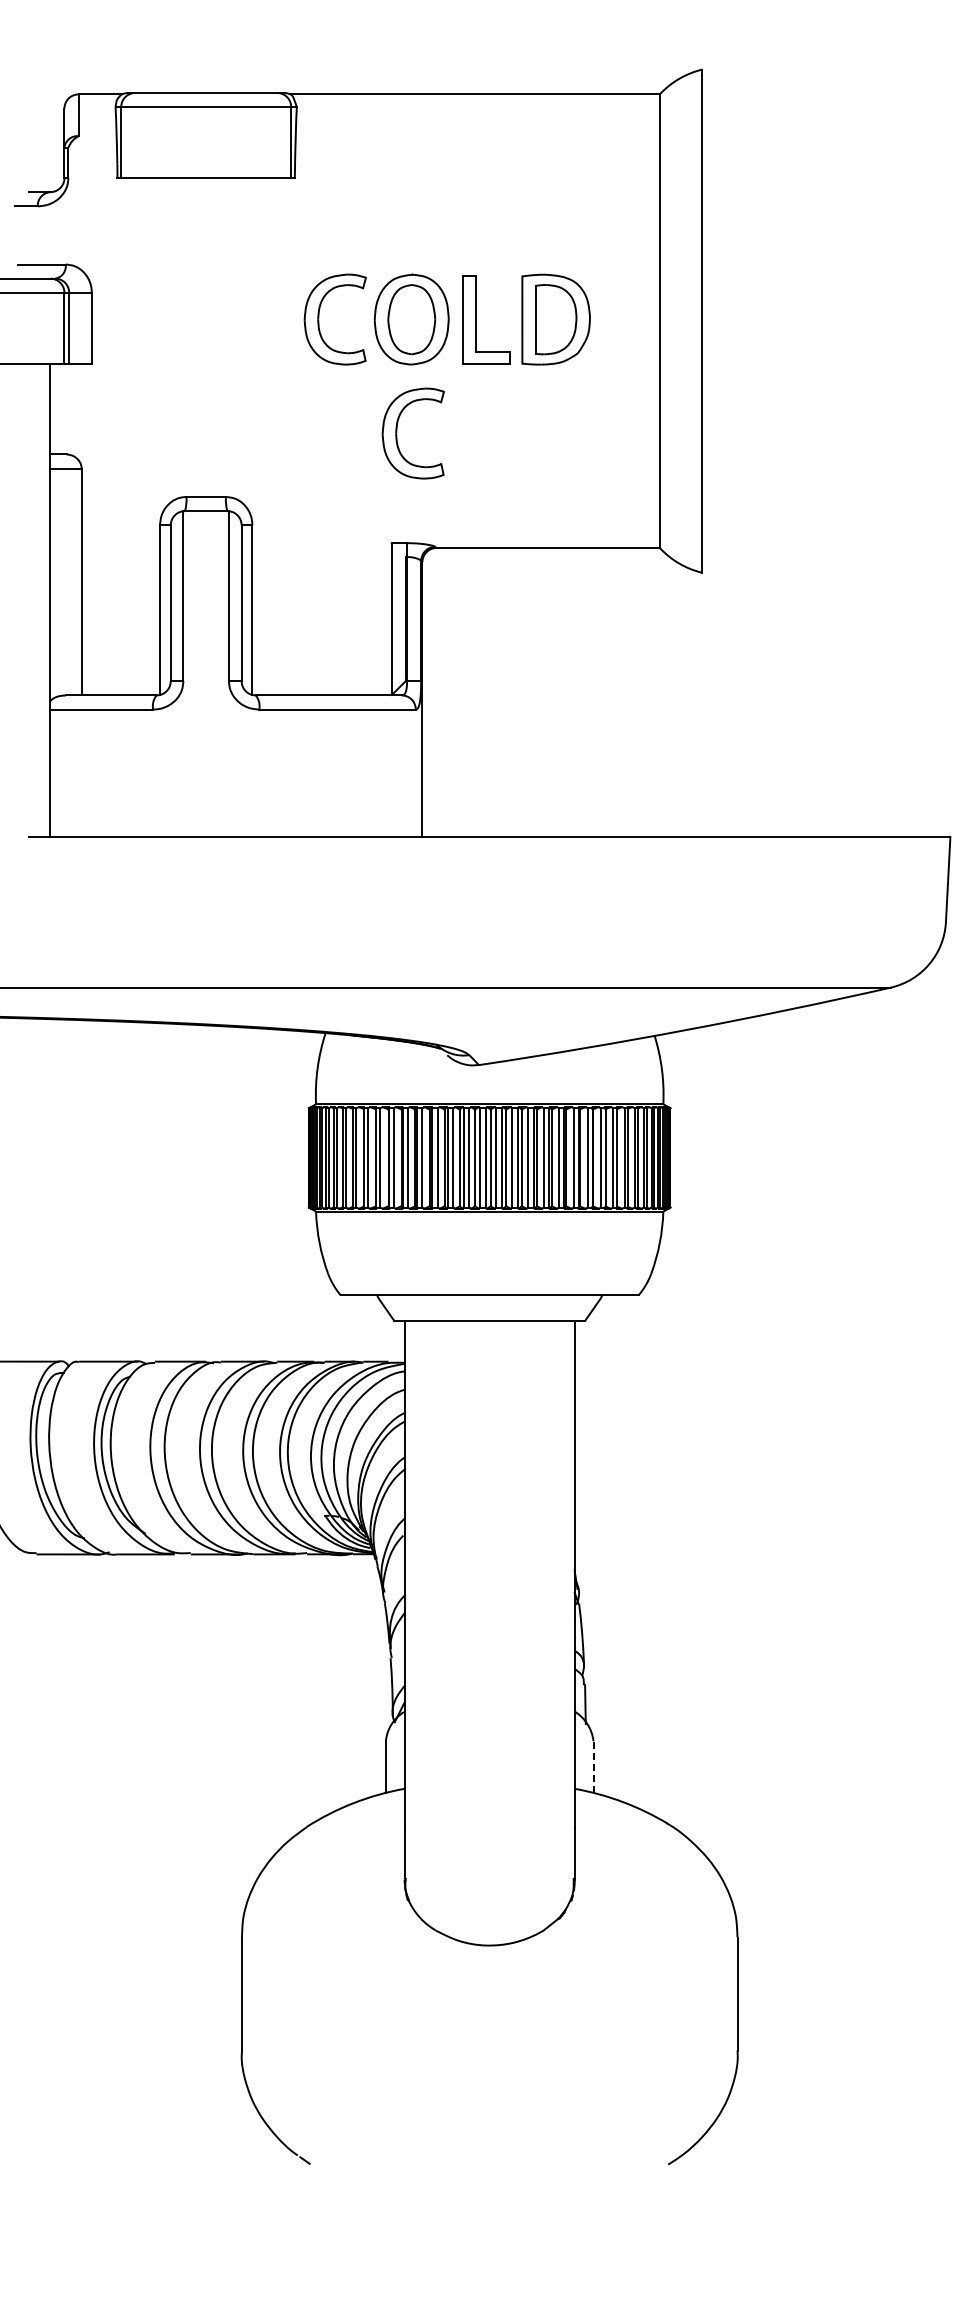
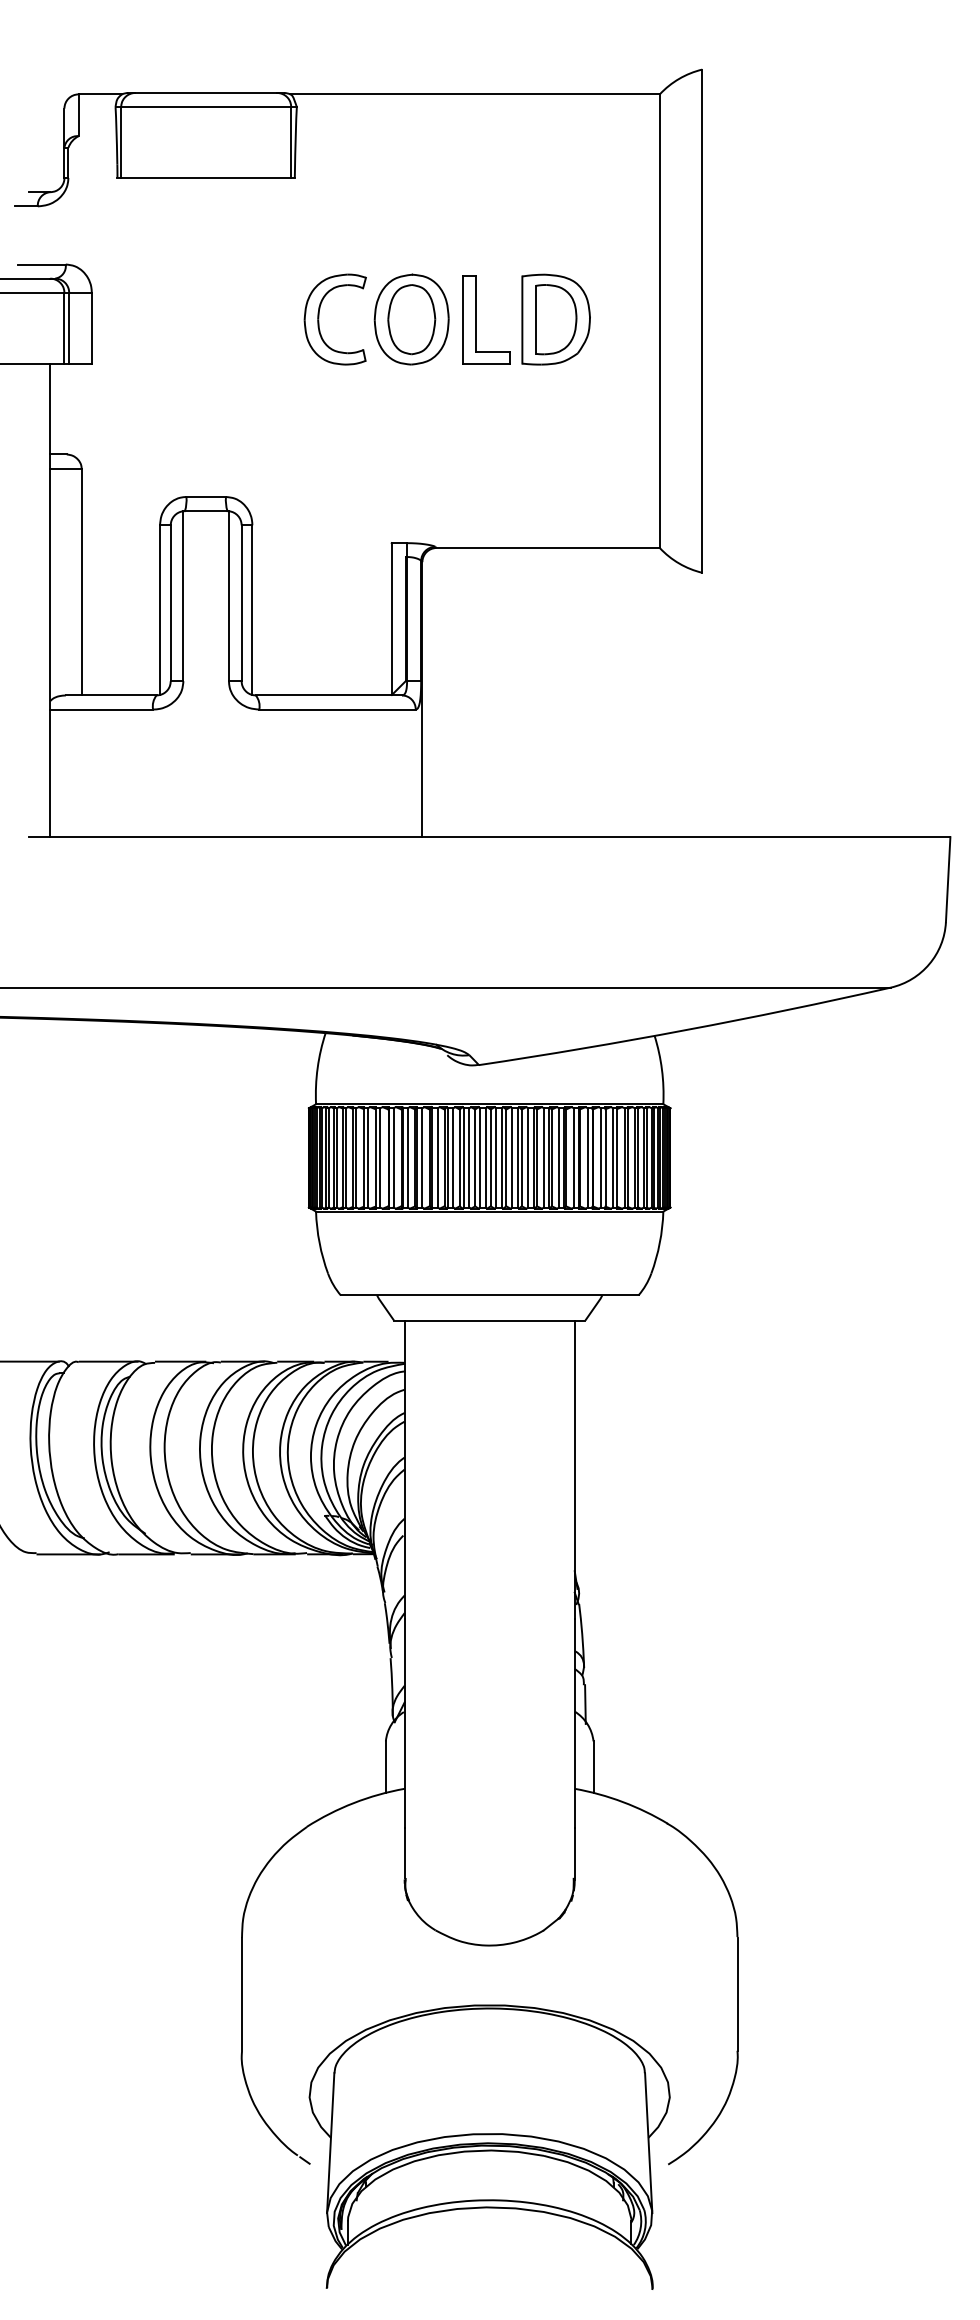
part: present -> none (397, 433)
line: dashed -> solid (593, 1767)
part: none -> present (489, 2146)
